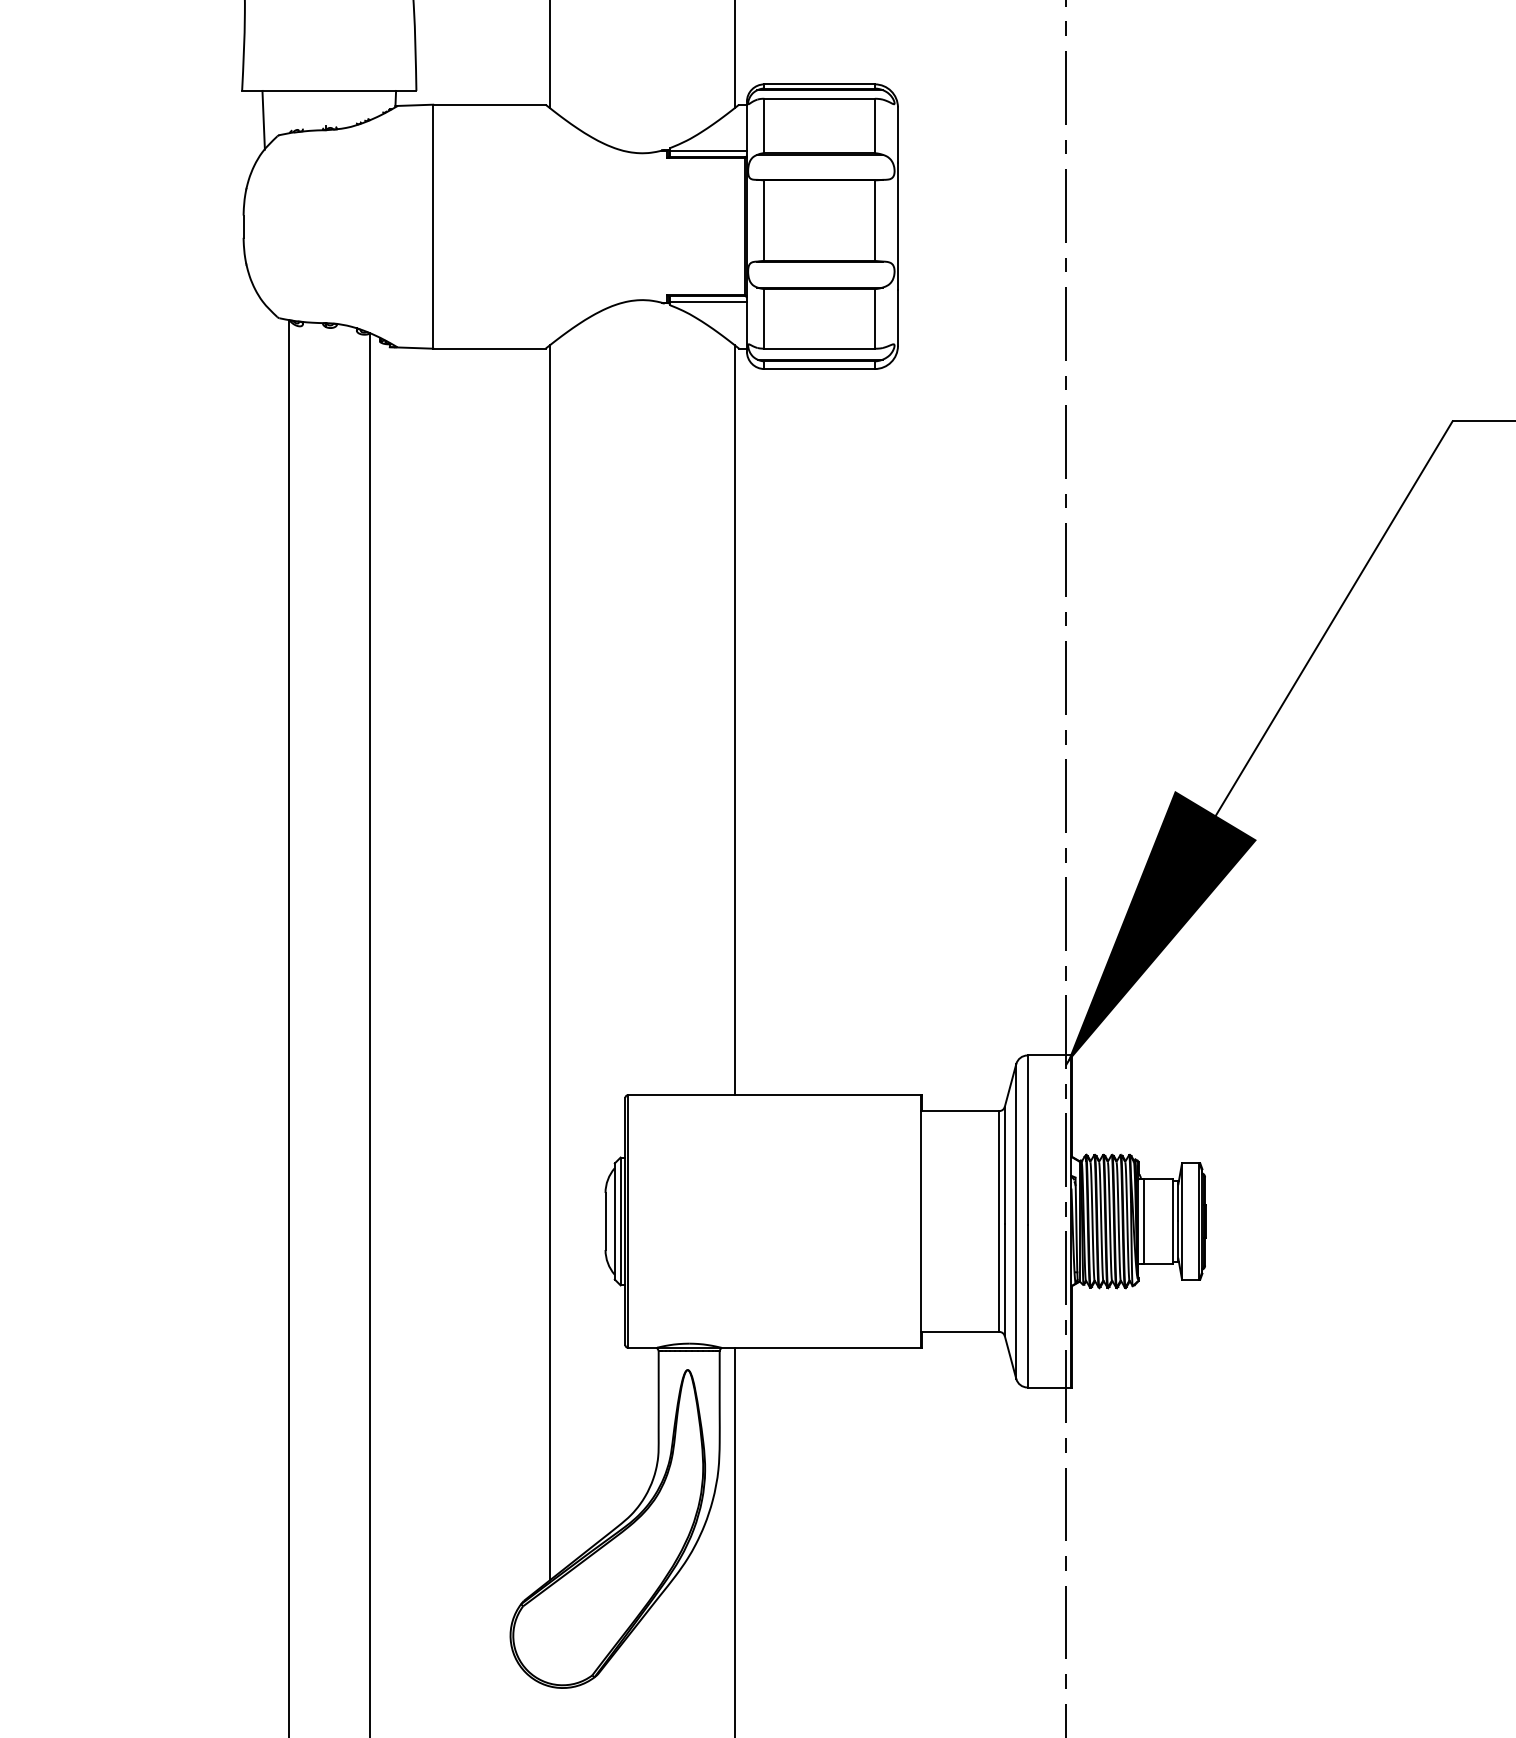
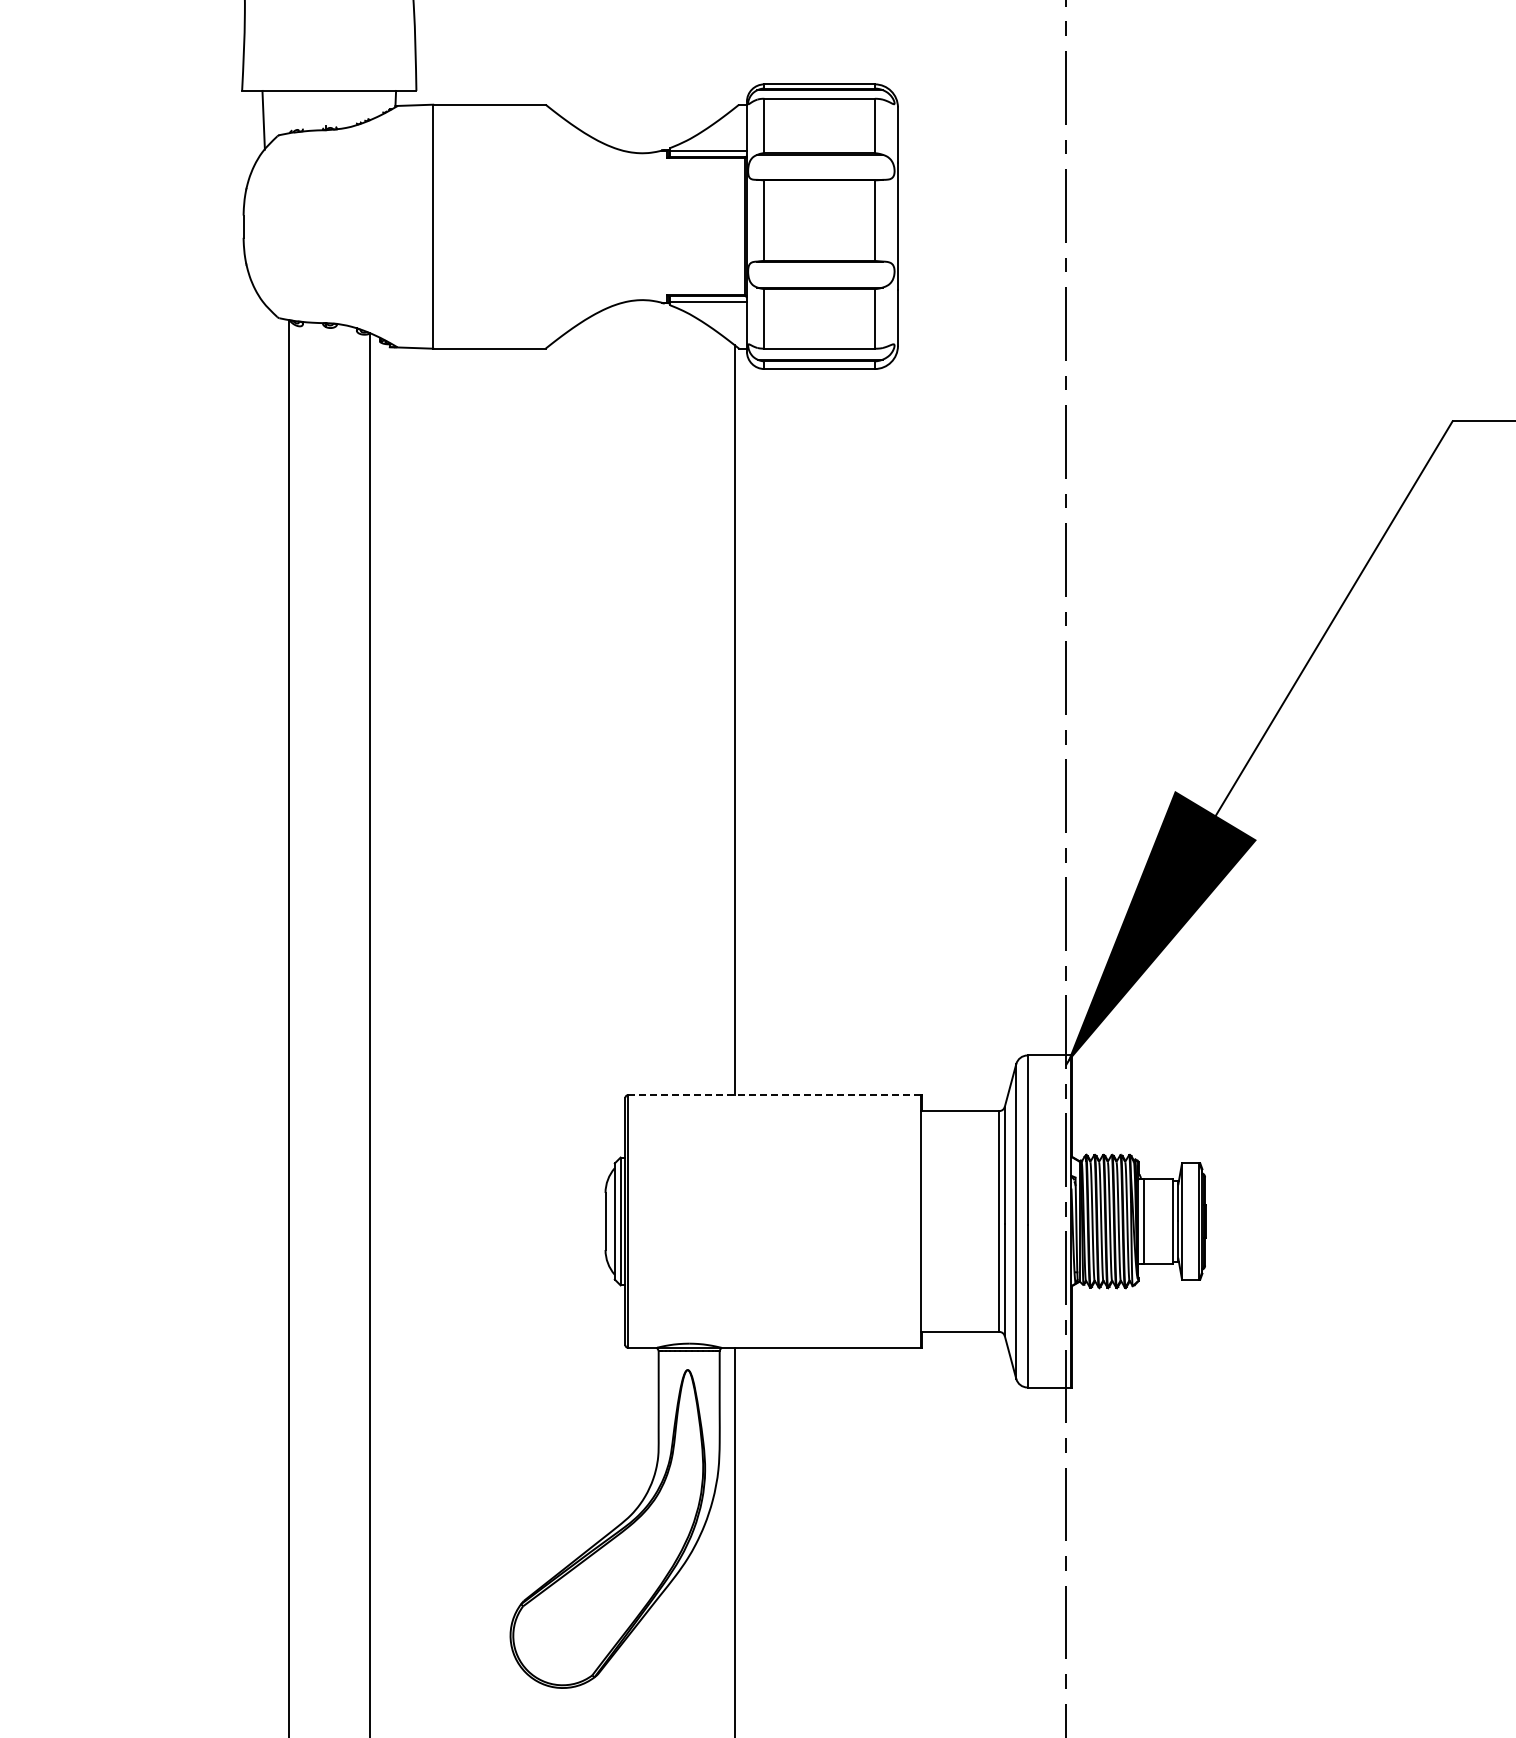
line: present -> none (550, 55)
line: present -> none (734, 55)
line: present -> none (550, 962)
line: solid -> dashed (774, 1095)
